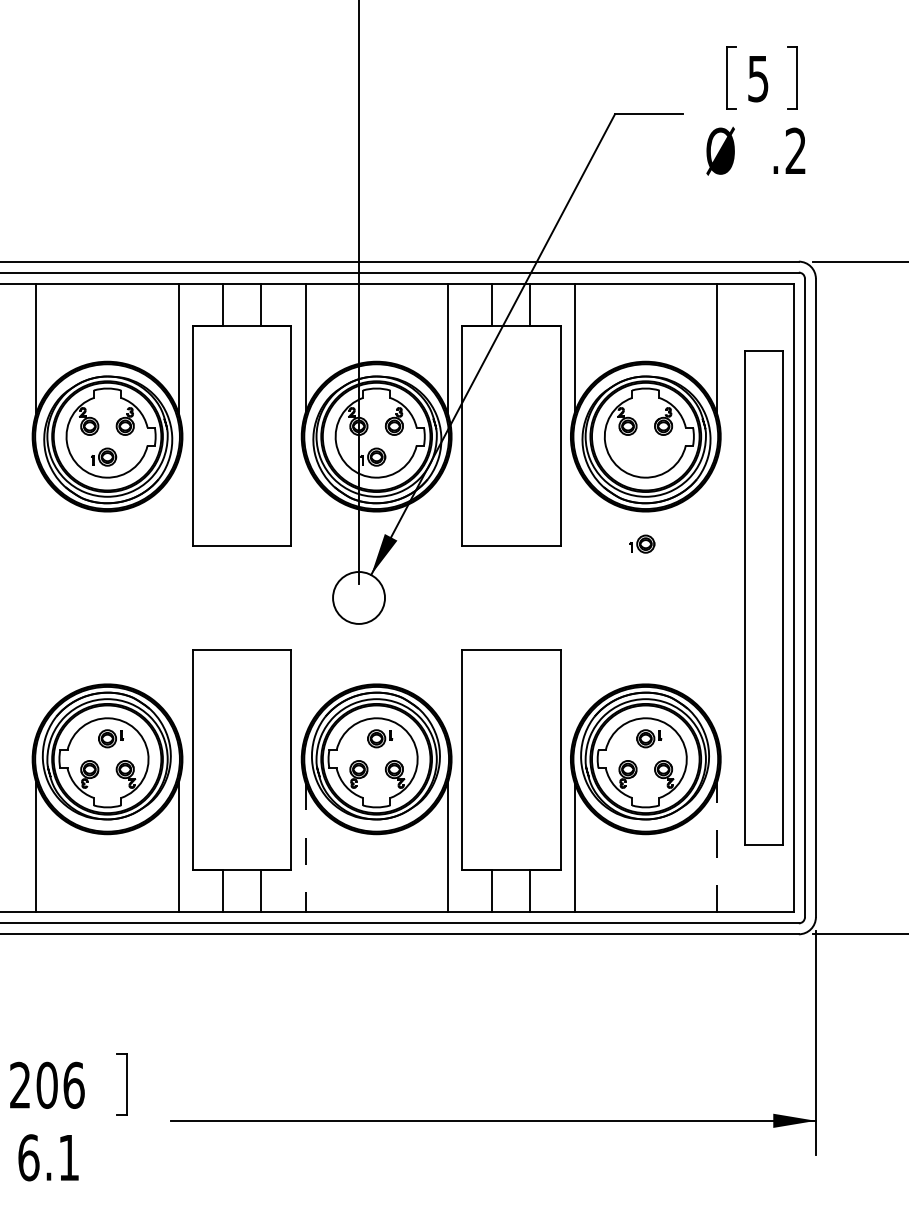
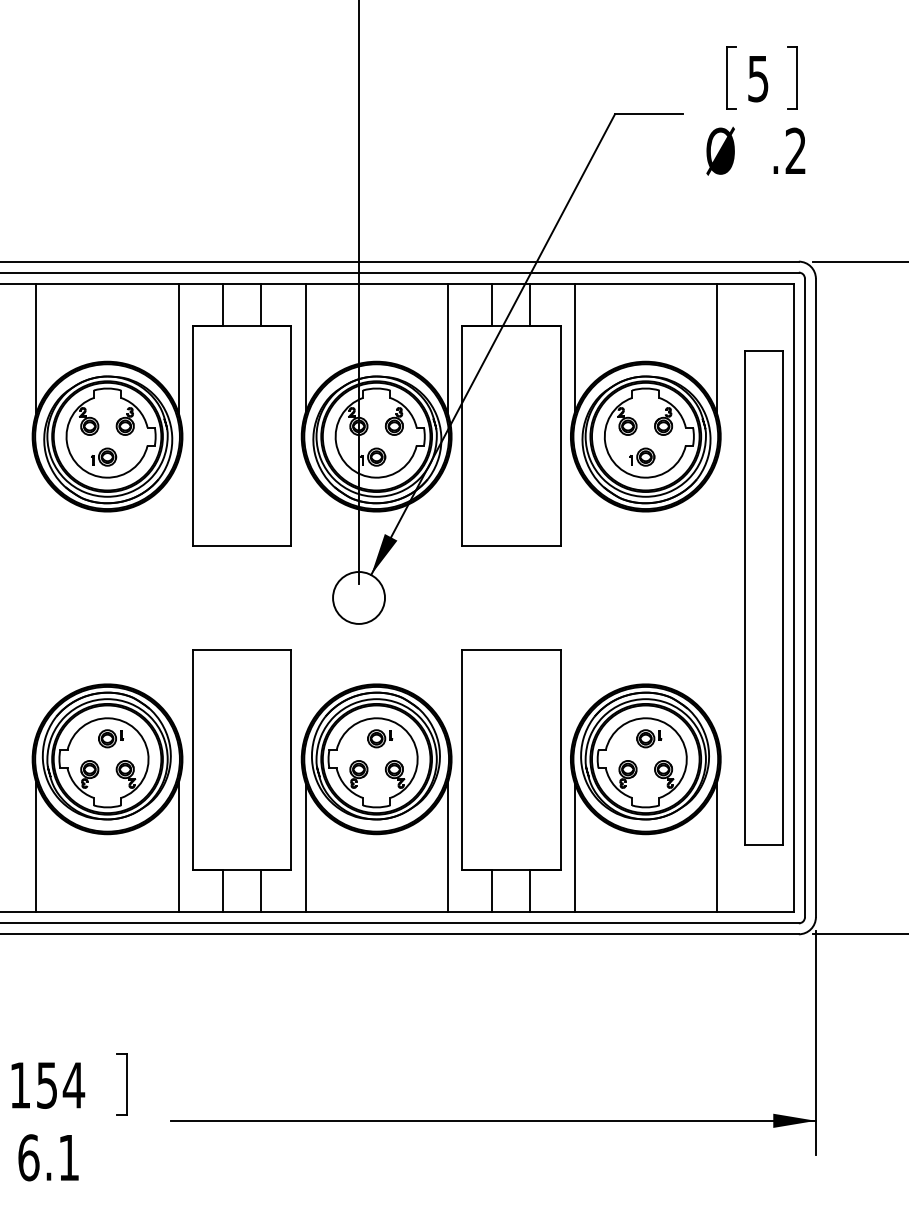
part position: (642, 543) -> (642, 456) (642, 456)
line: dashed -> solid (305, 847)
line: dashed -> solid (716, 847)
text: 206 -> 154 (47, 1084)
